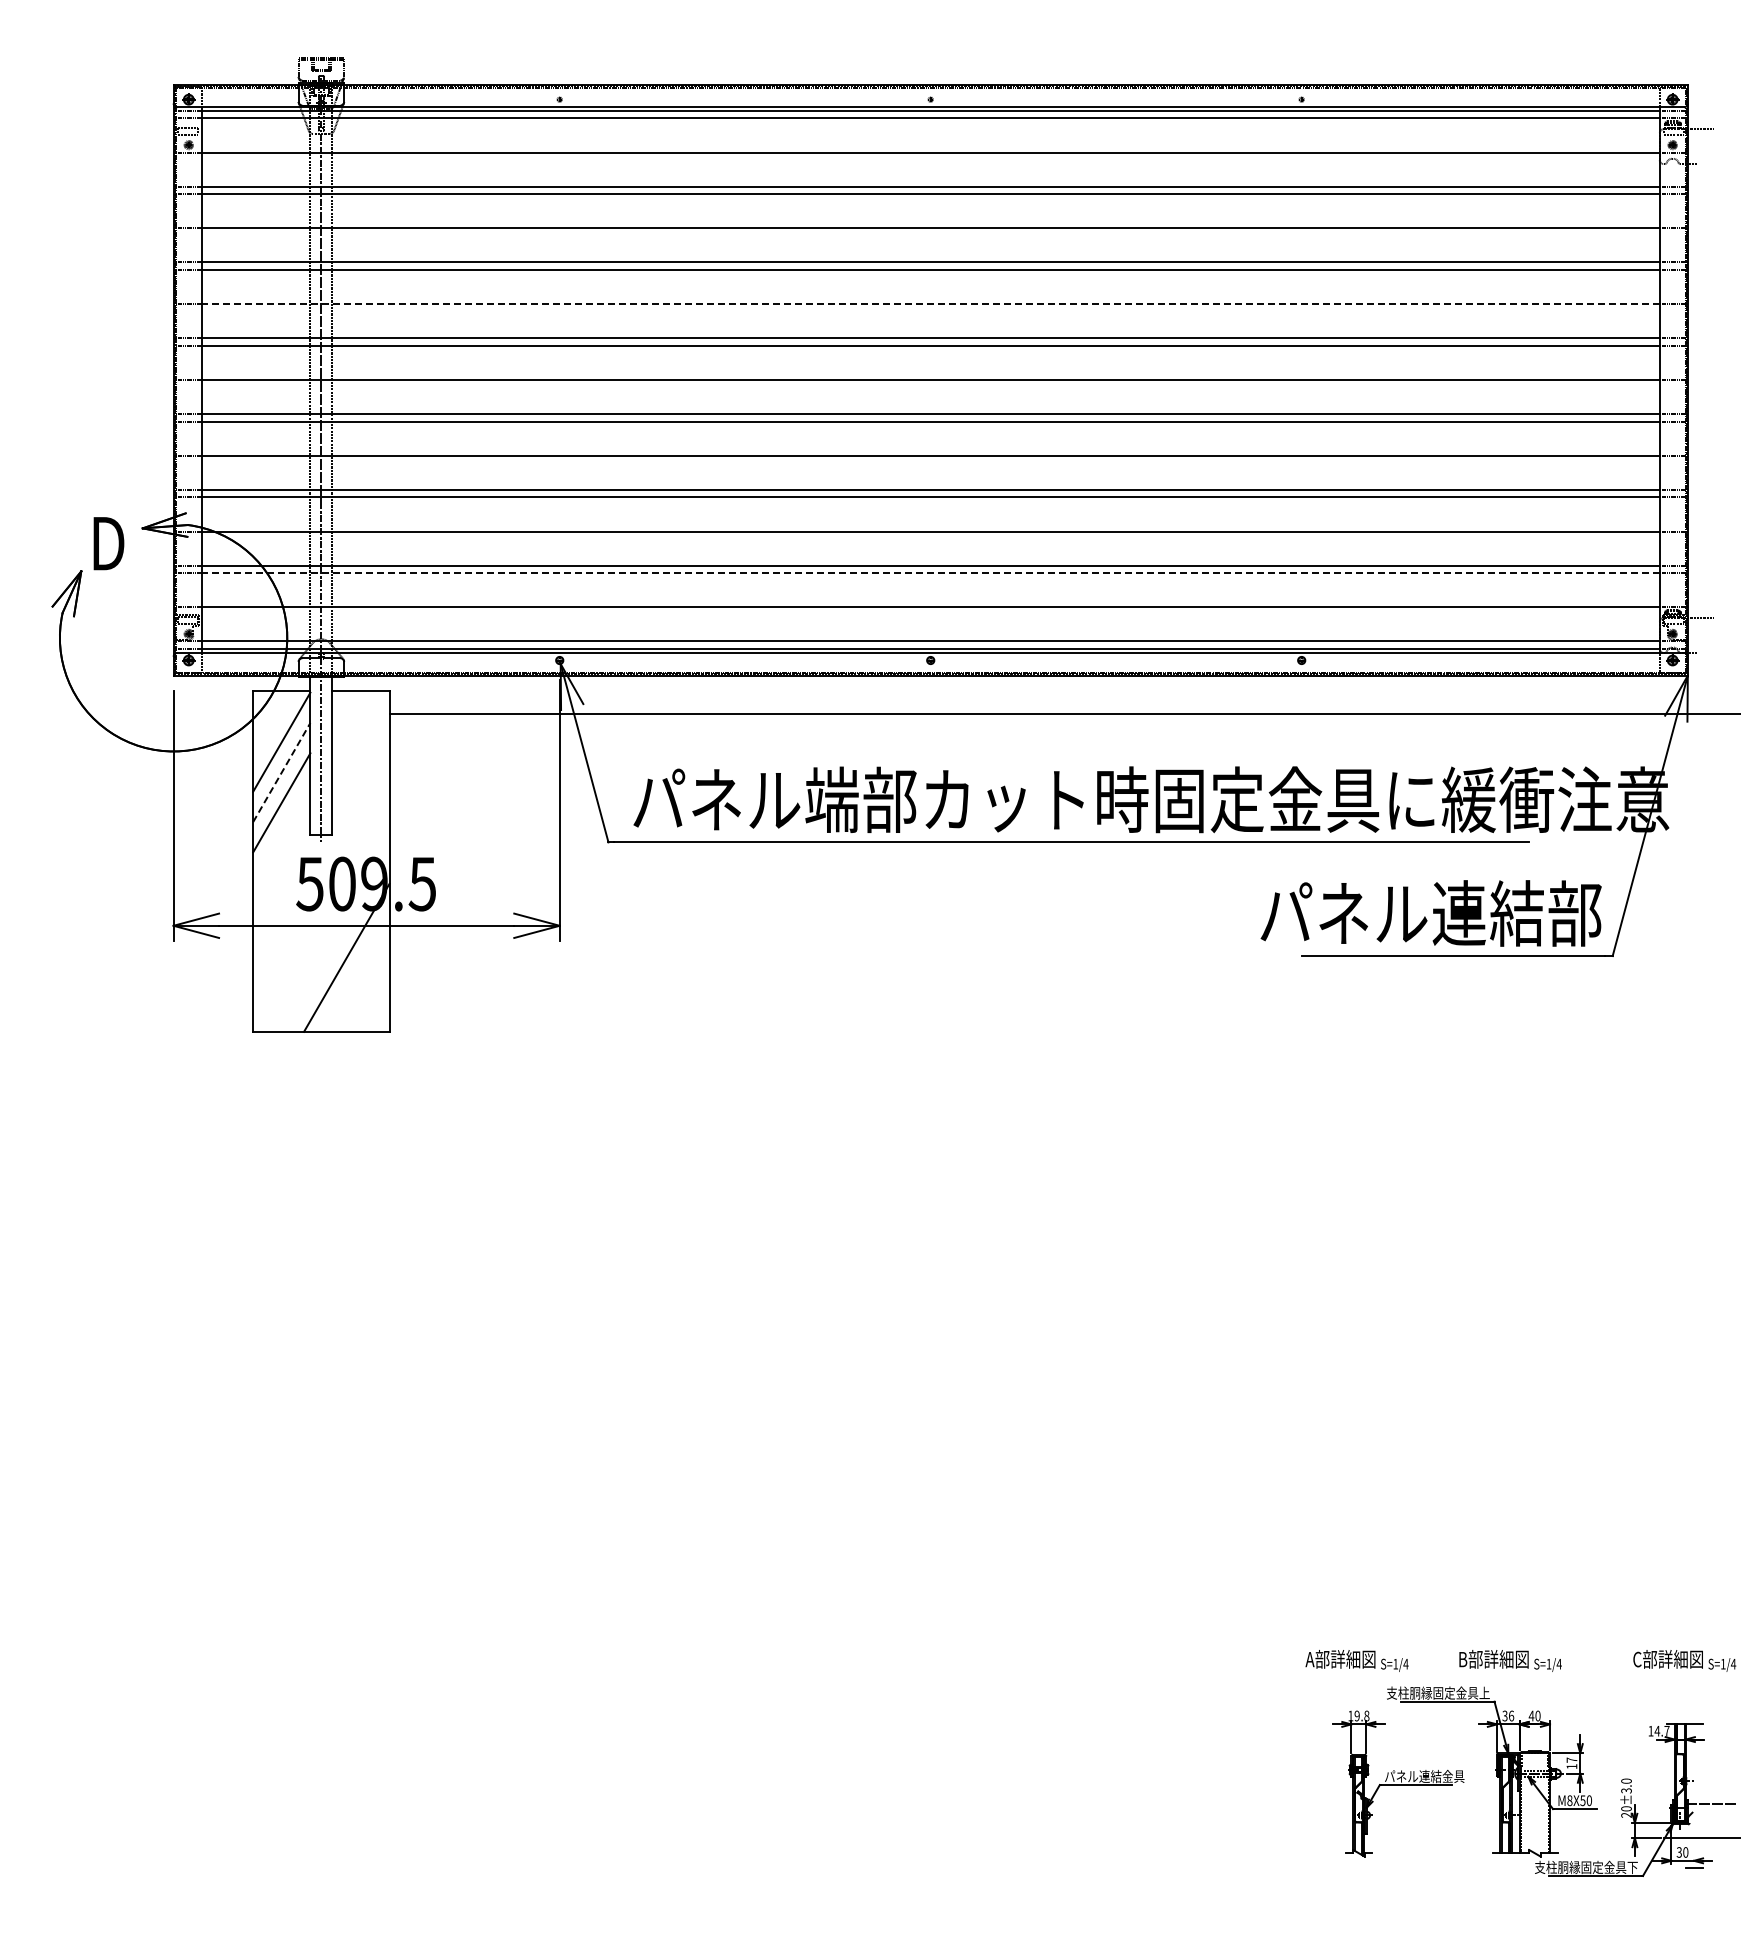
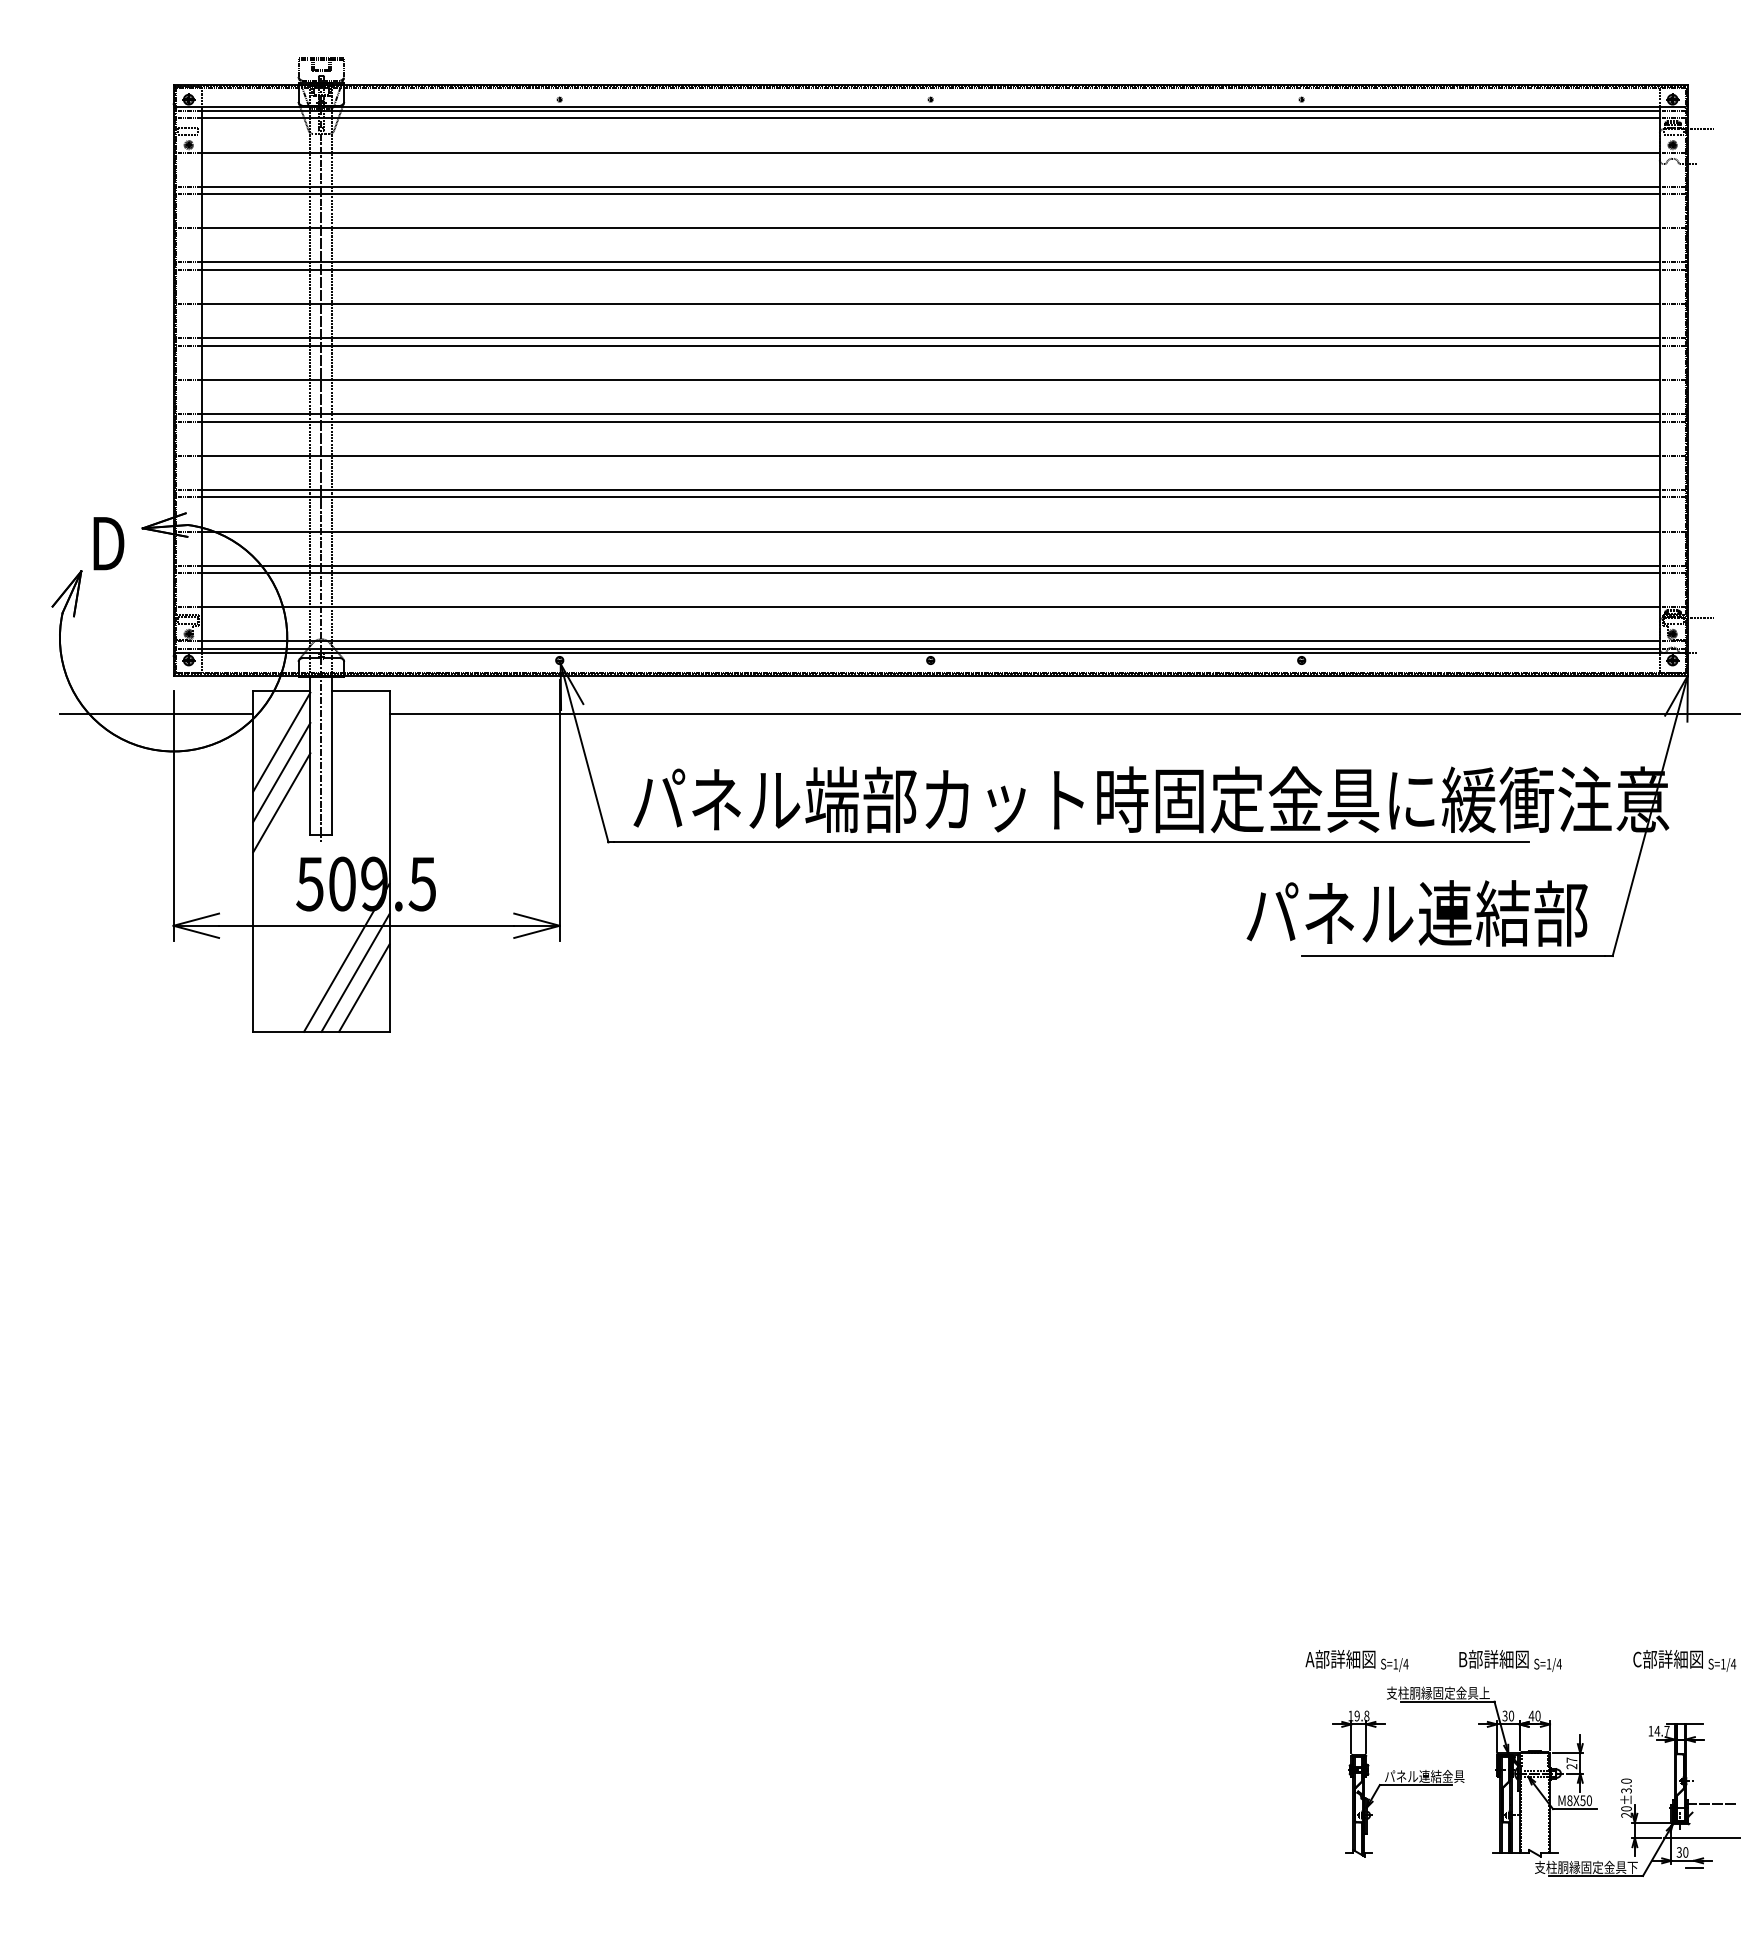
line: dashed -> solid (930, 304)
line: dashed -> solid (930, 573)
line: none -> present (156, 713)
line: dashed -> solid (282, 772)
text position: (1430, 913) -> (1416, 913) (1416, 913)
line: none -> present (355, 972)
line: none -> present (364, 987)
text: 36 -> 30 (1511, 1715)
text: 17 -> 27 (1571, 1766)
